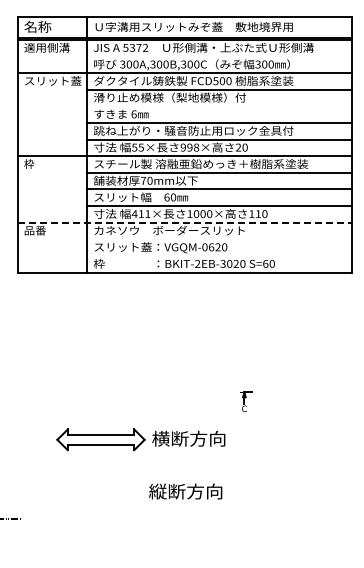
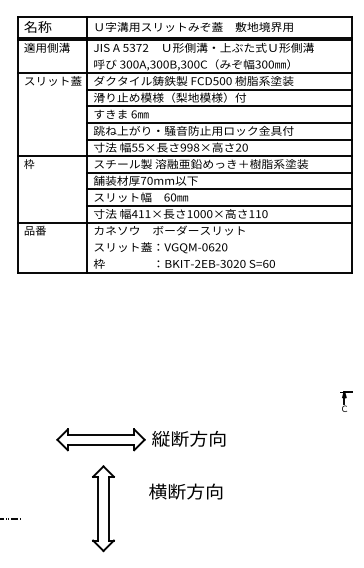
line: none -> present (219, 106)
line: dashed -> solid (185, 222)
part position: (246, 401) -> (346, 401) (346, 401)
text: 横断方向 -> 縦断方向 (160, 438)
text: 縦断方向 -> 横断方向 (157, 491)
part: none -> present (103, 508)
